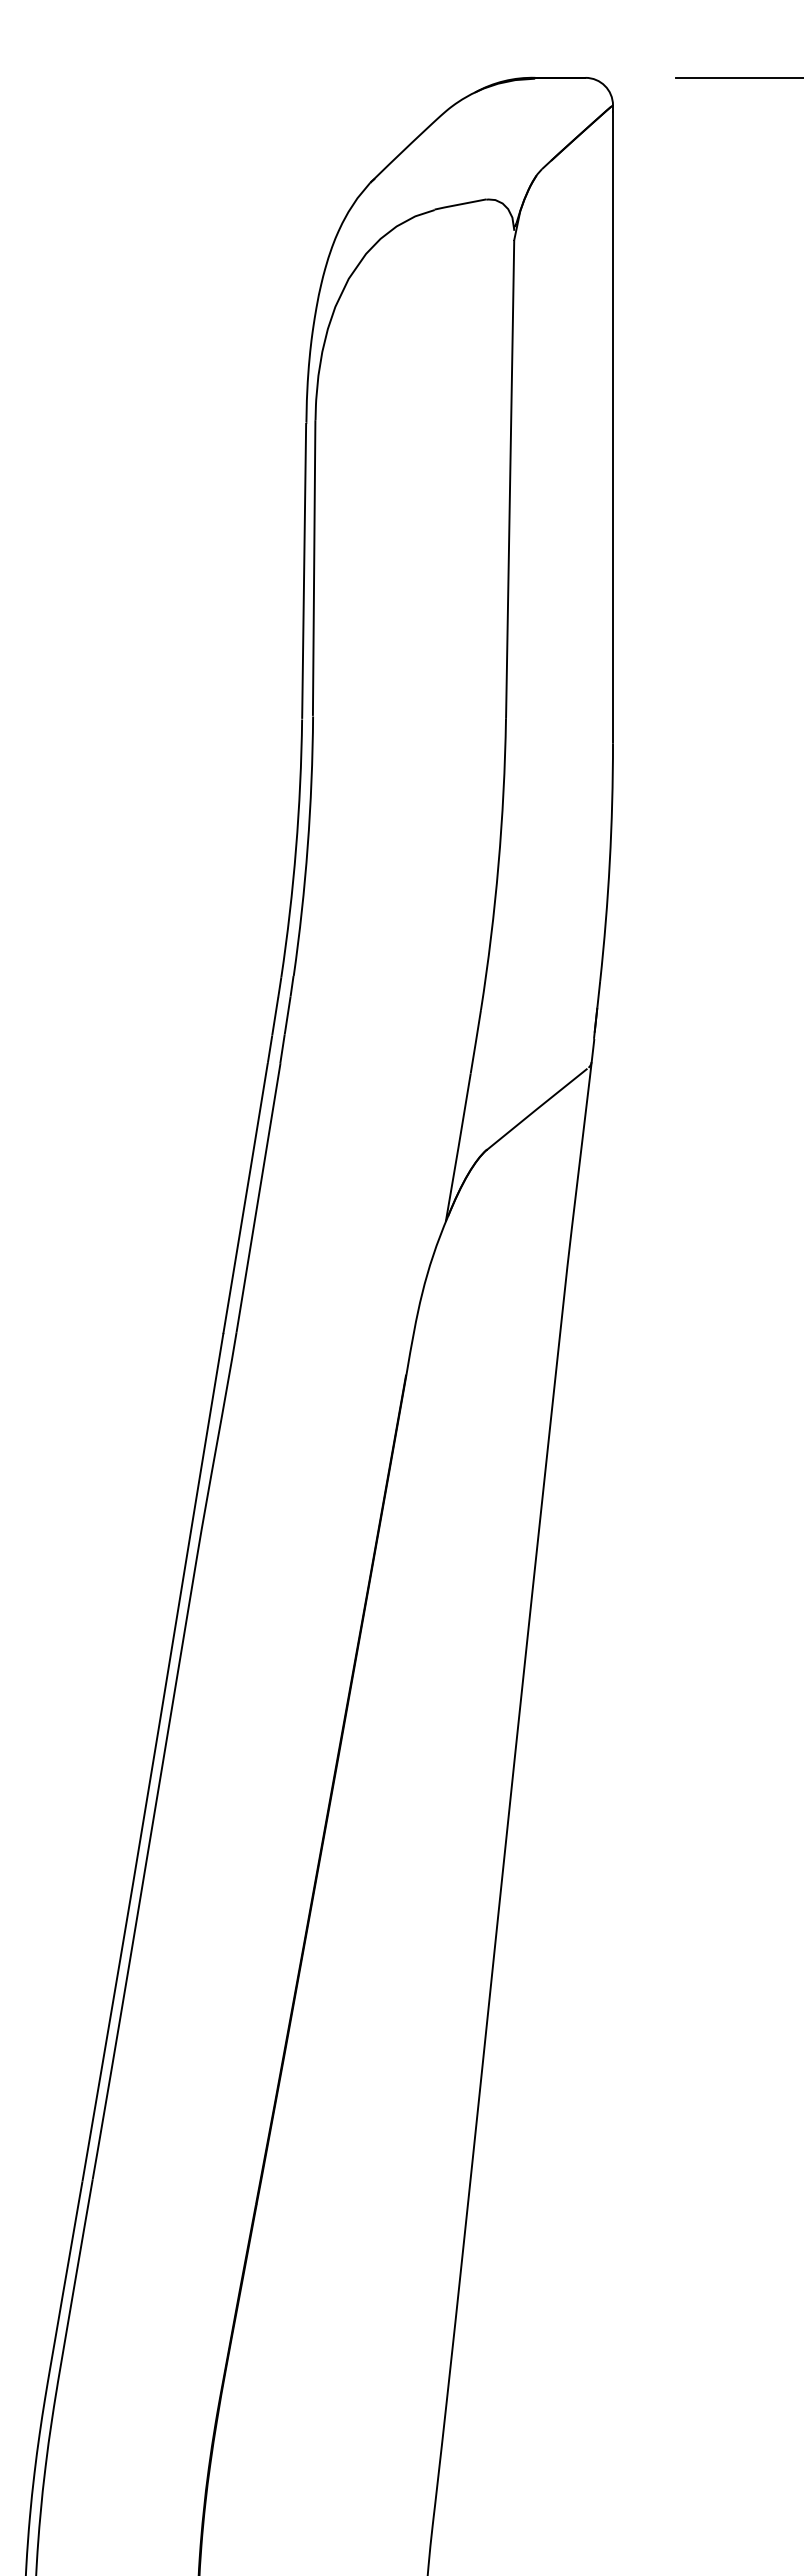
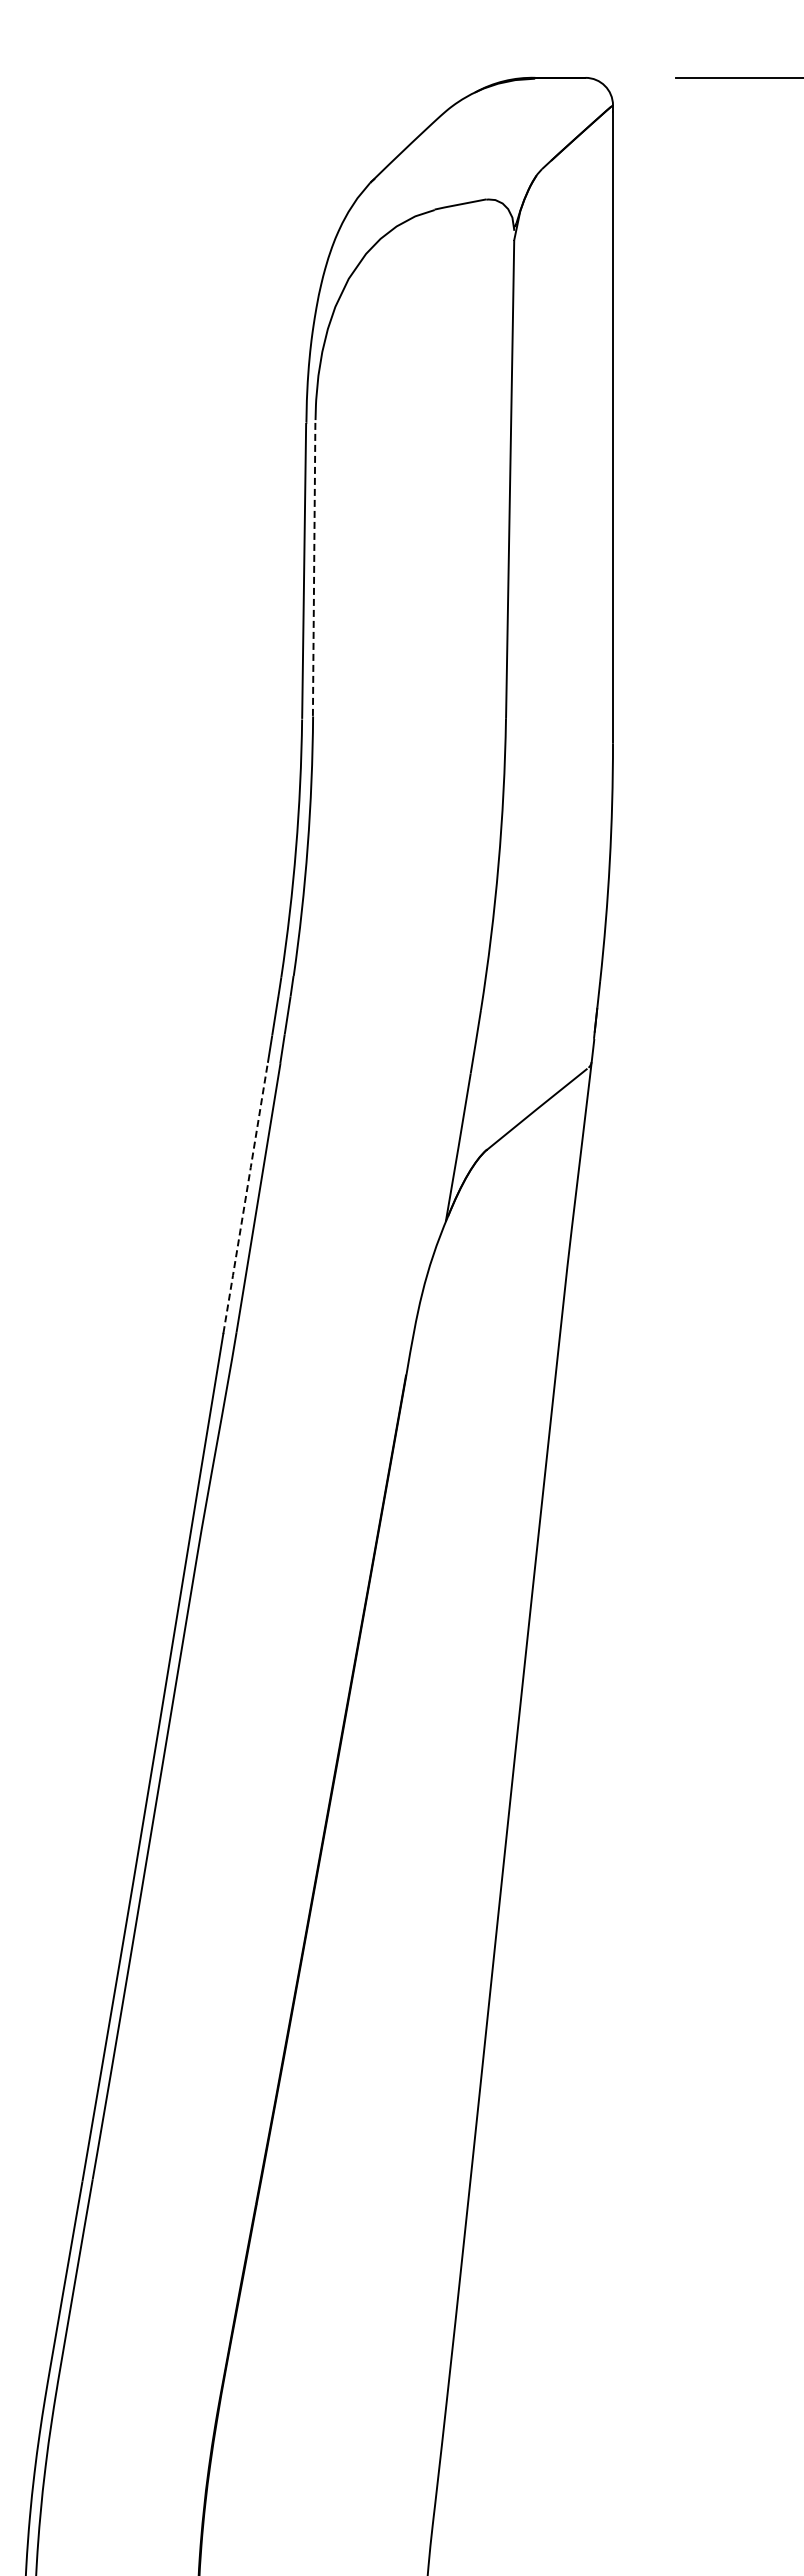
line: solid -> dashed (314, 568)
line: solid -> dashed (245, 1197)
